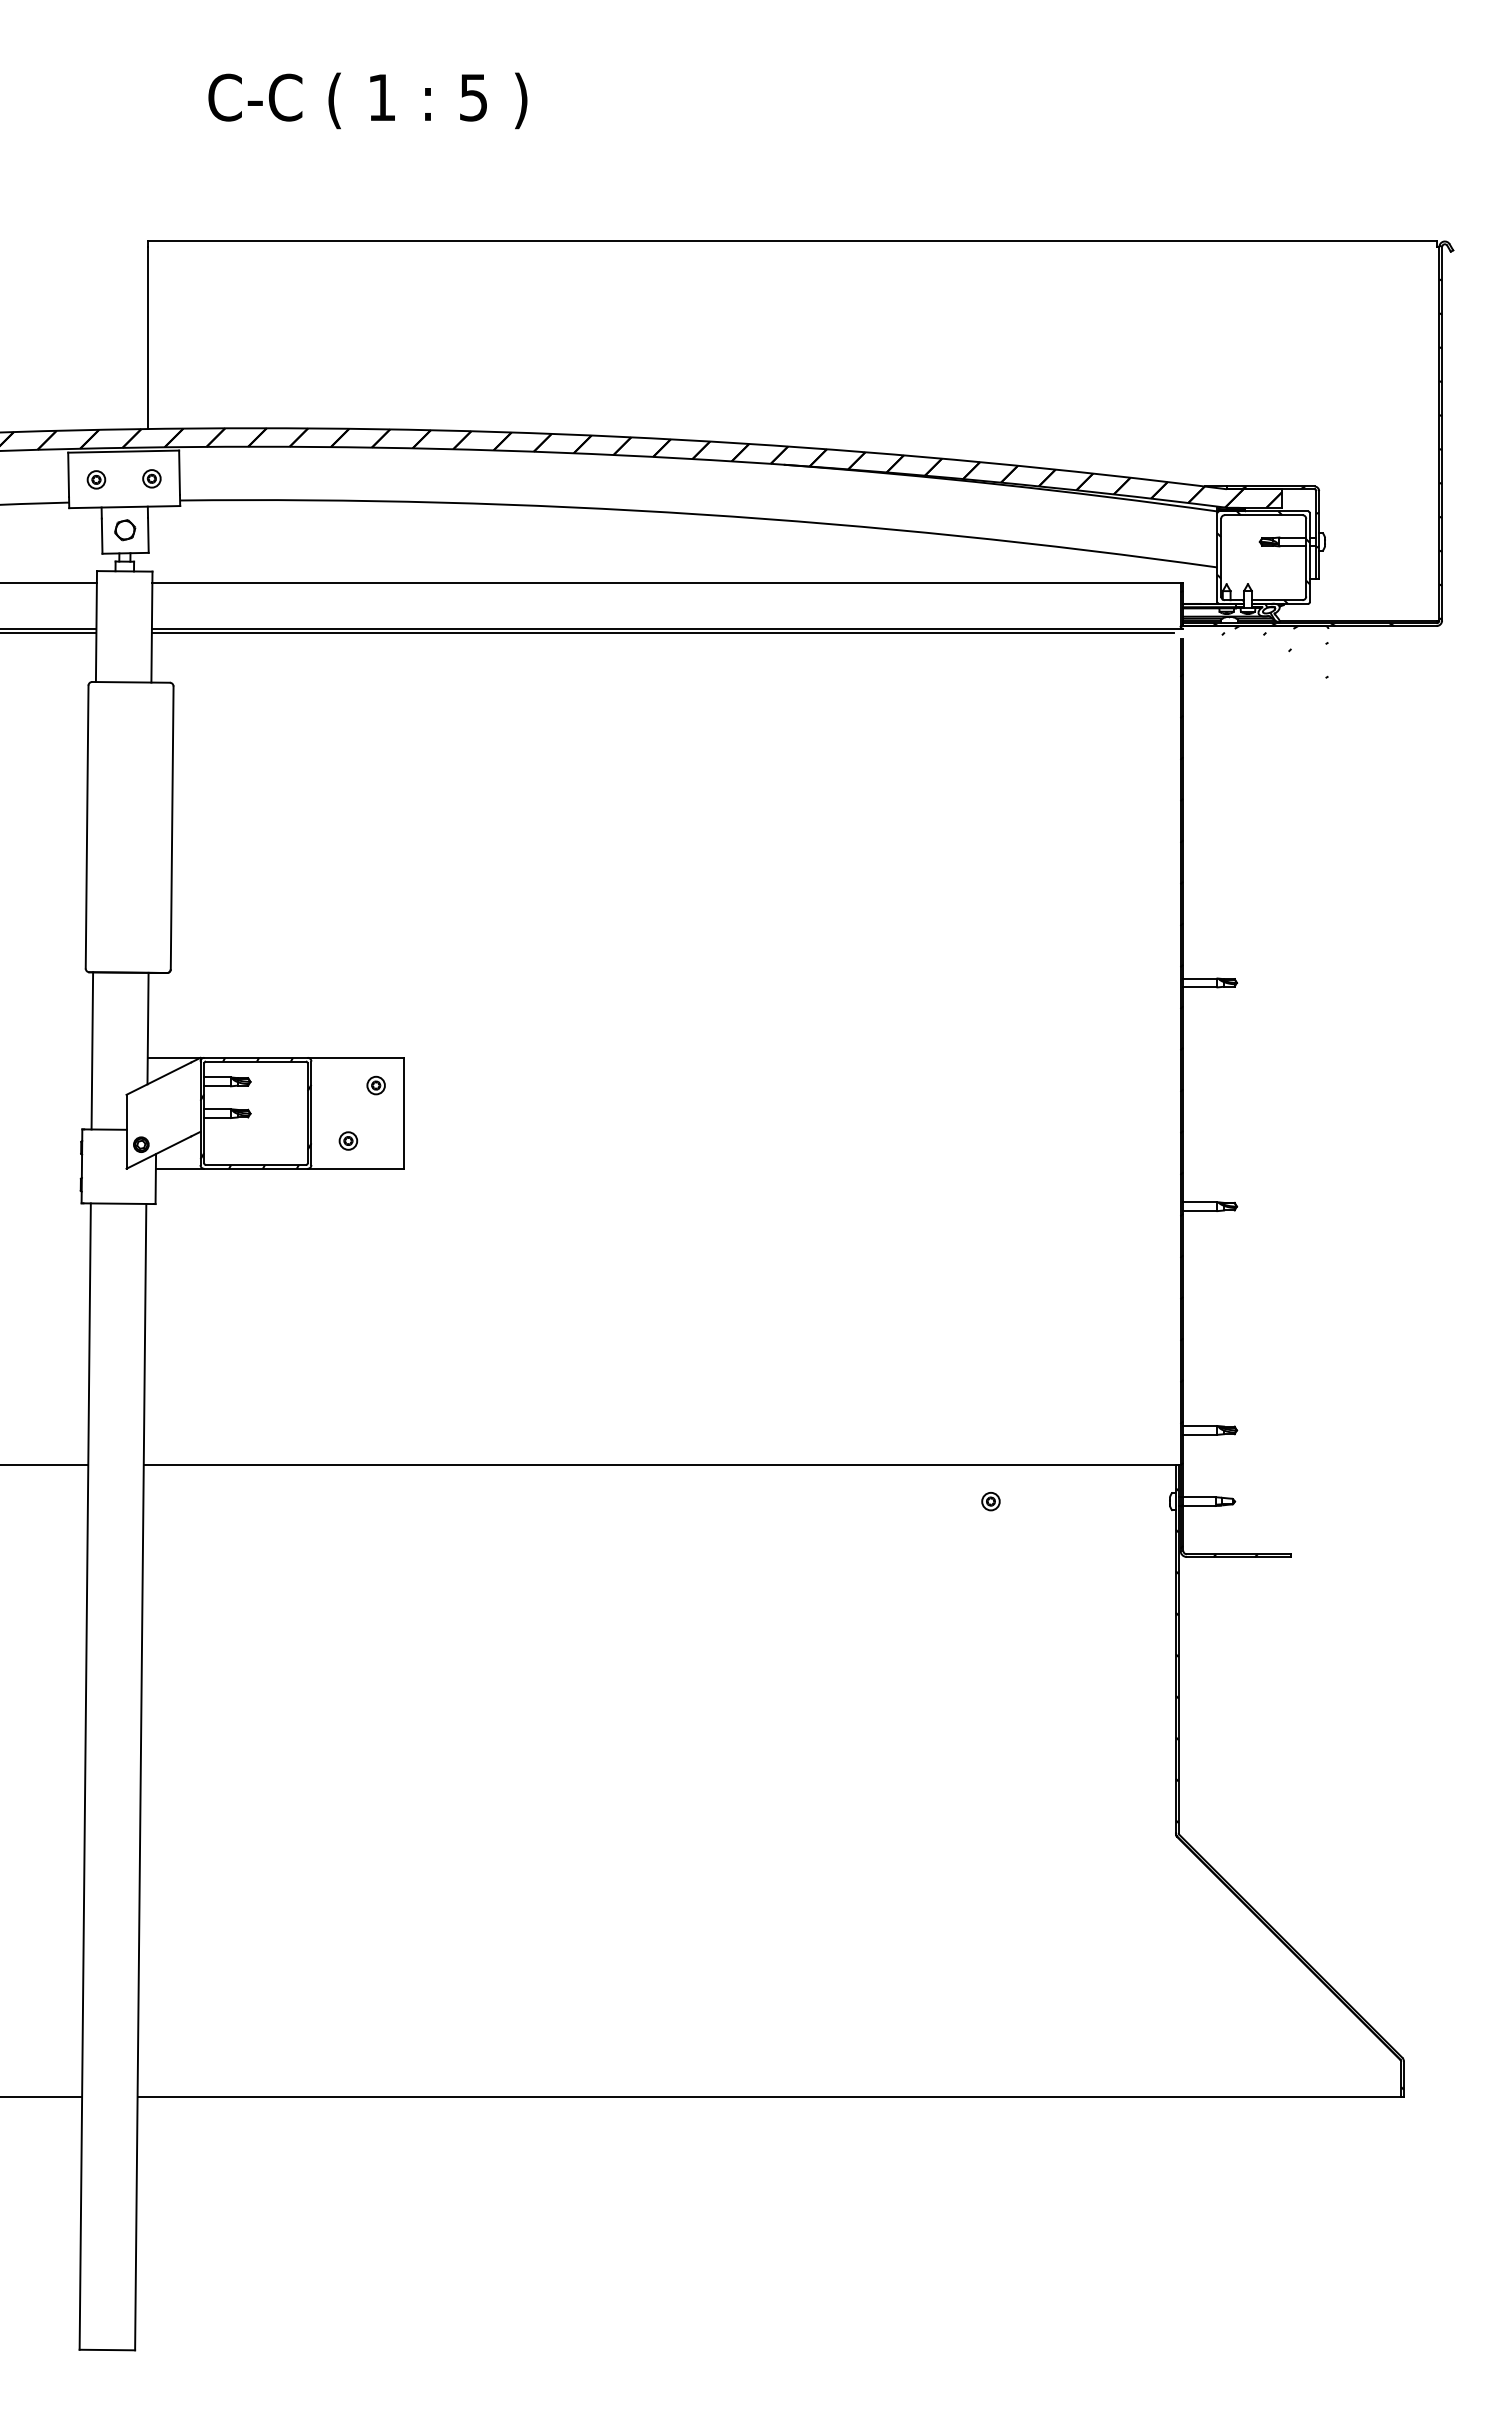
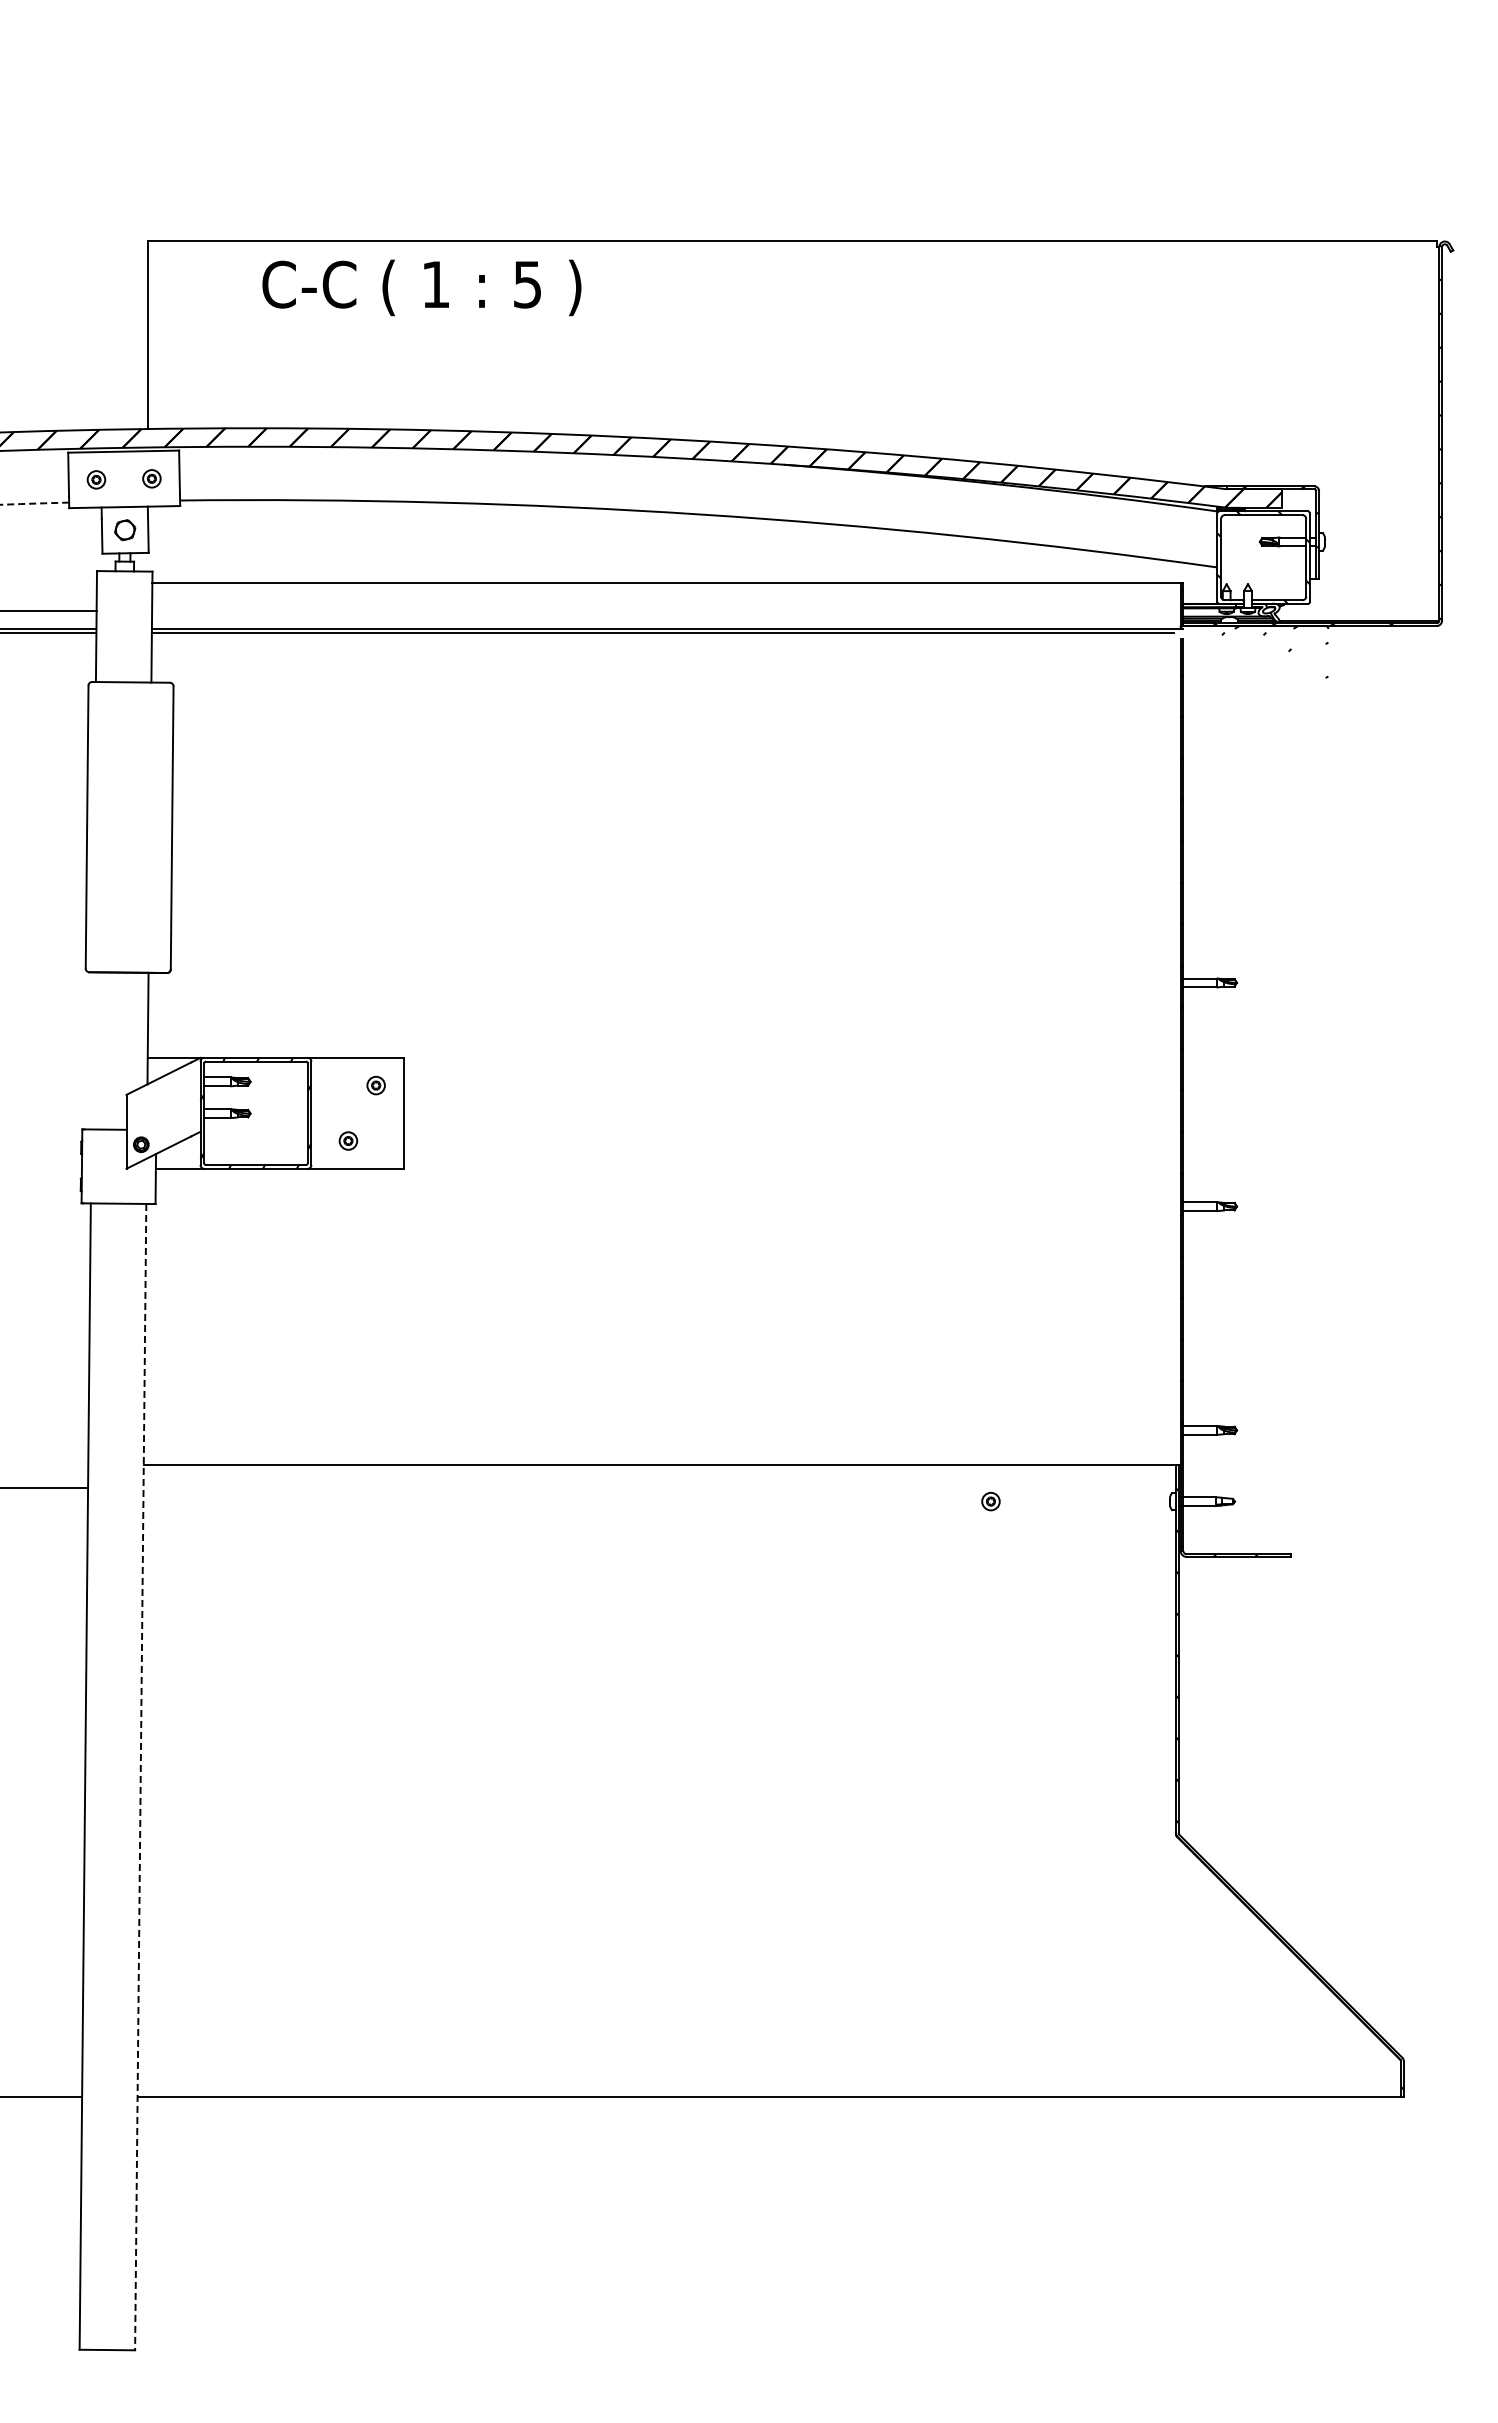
text position: (367, 100) -> (421, 287) (421, 287)
arc: solid -> dashed (34, 503)
line position: (49, 582) -> (49, 610) (49, 610)
line: present -> none (92, 1050)
line position: (45, 1464) -> (45, 1487) (45, 1487)
line: solid -> dashed (140, 1777)
